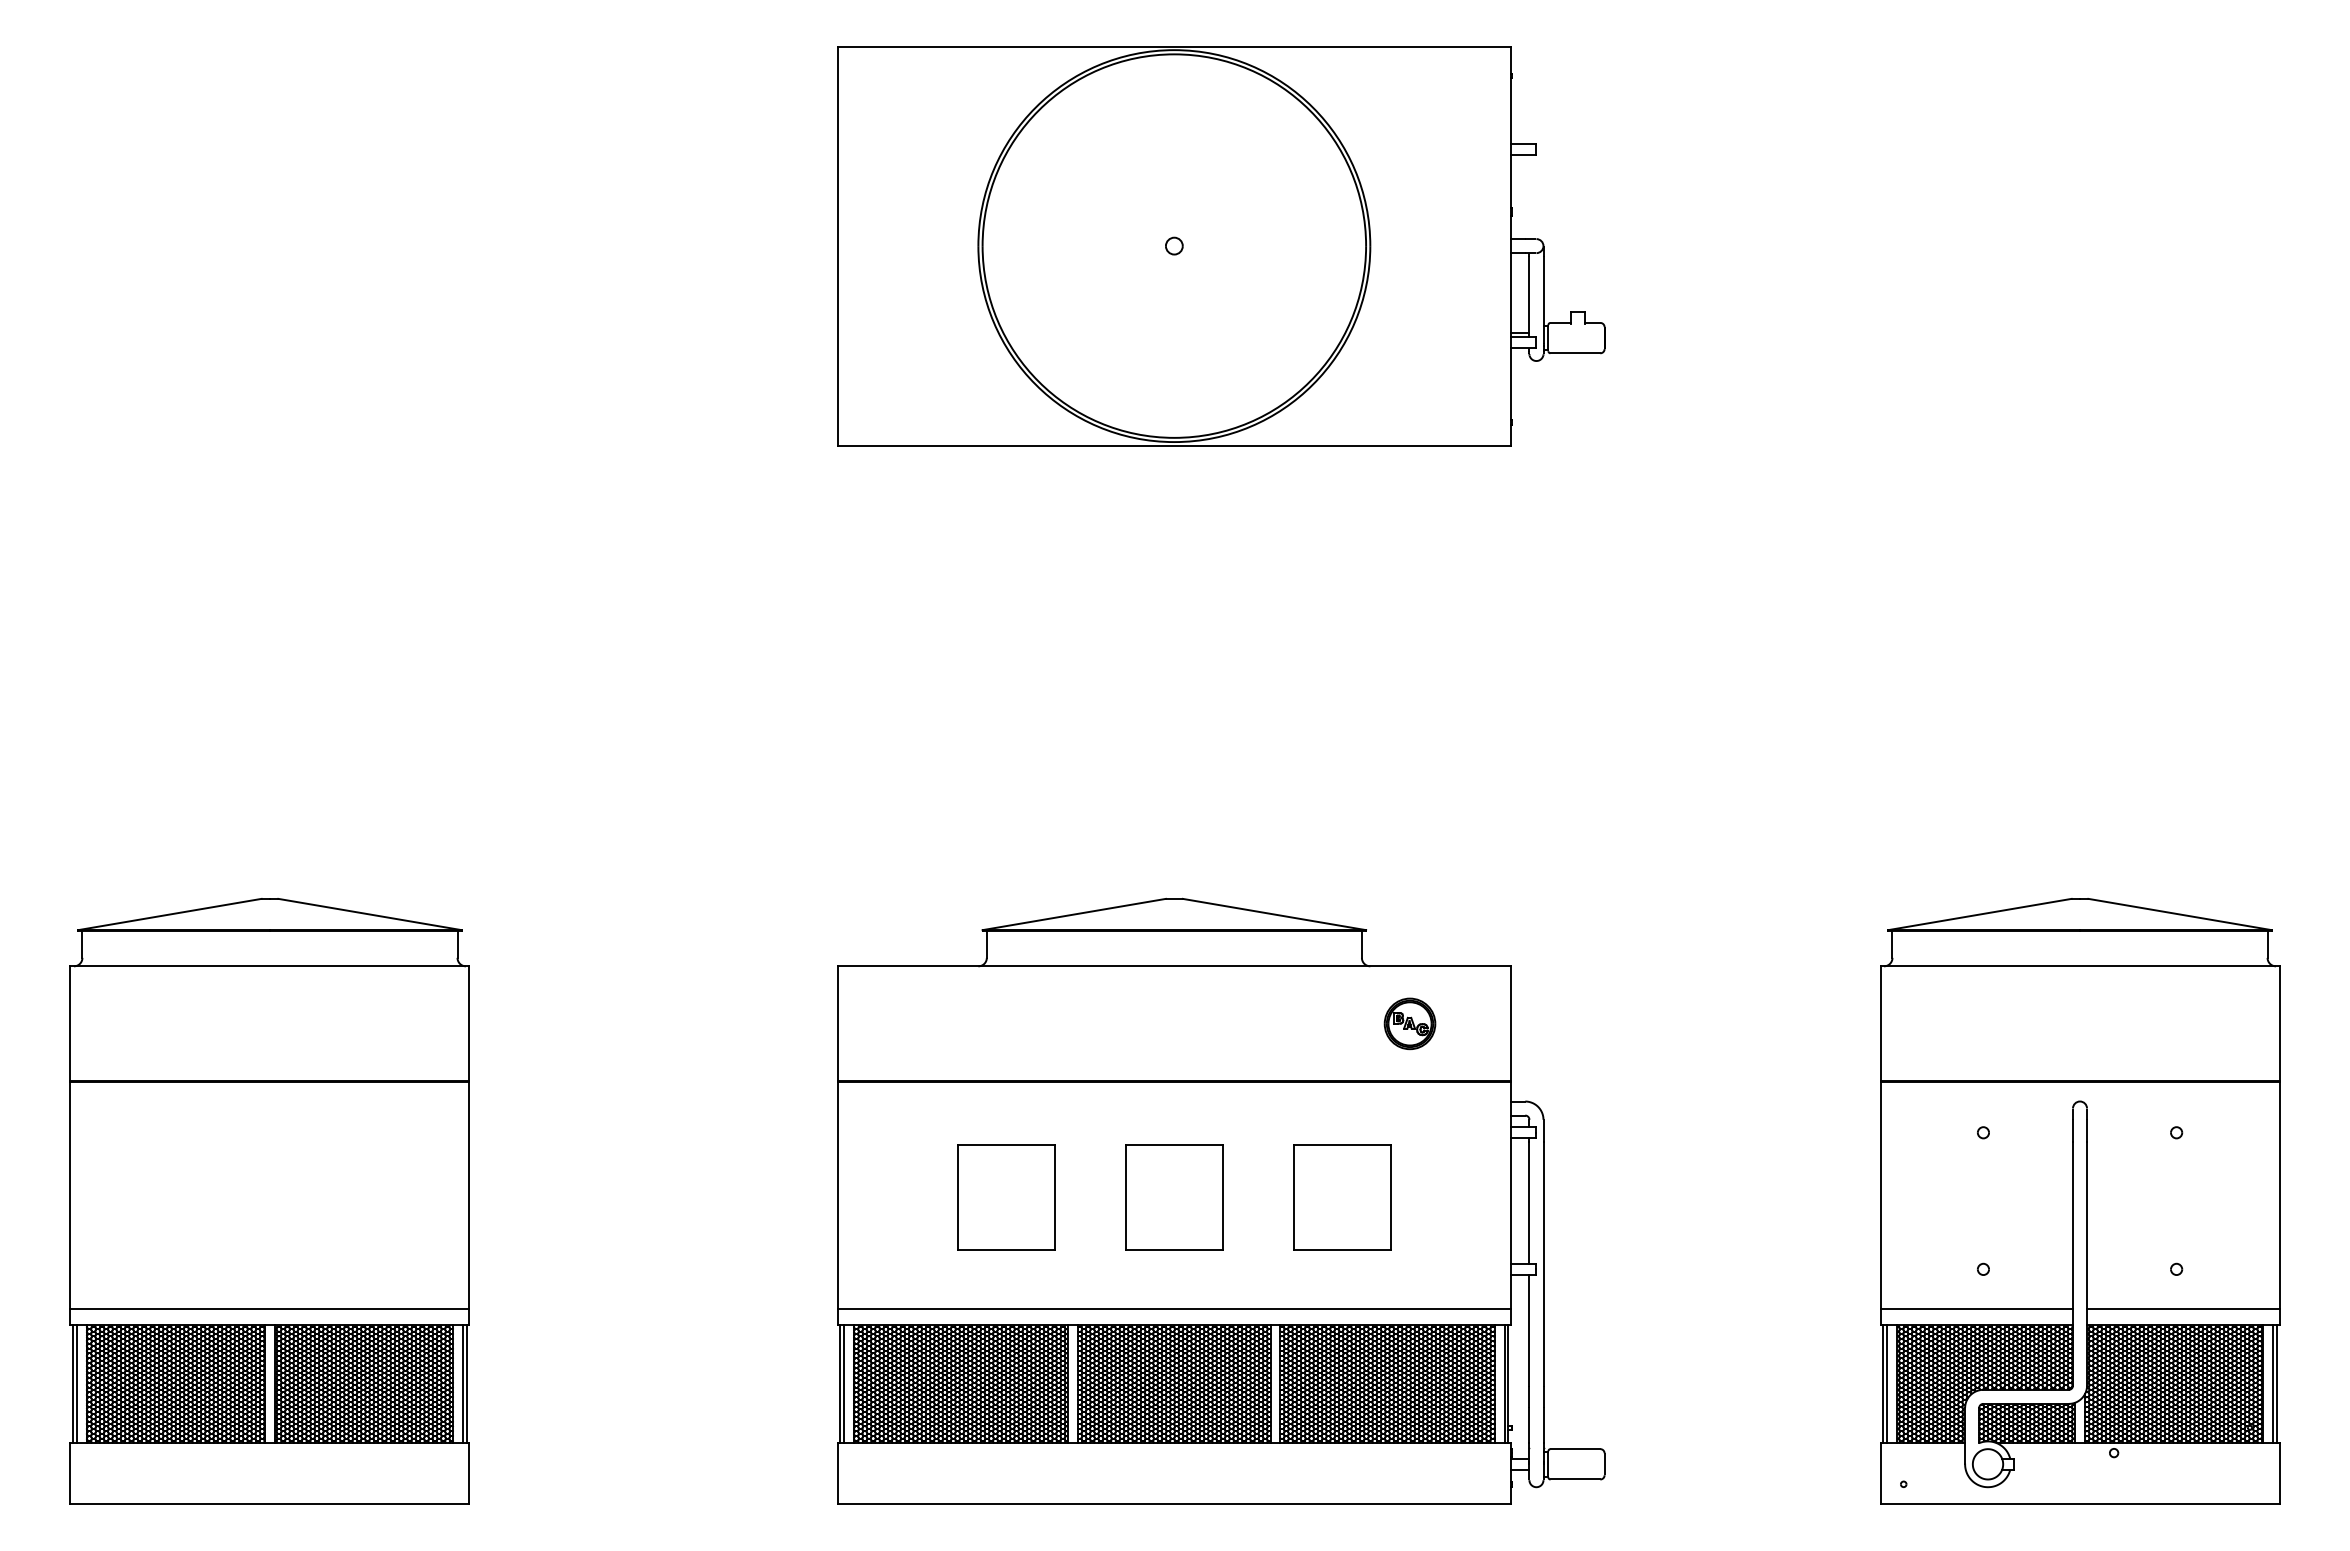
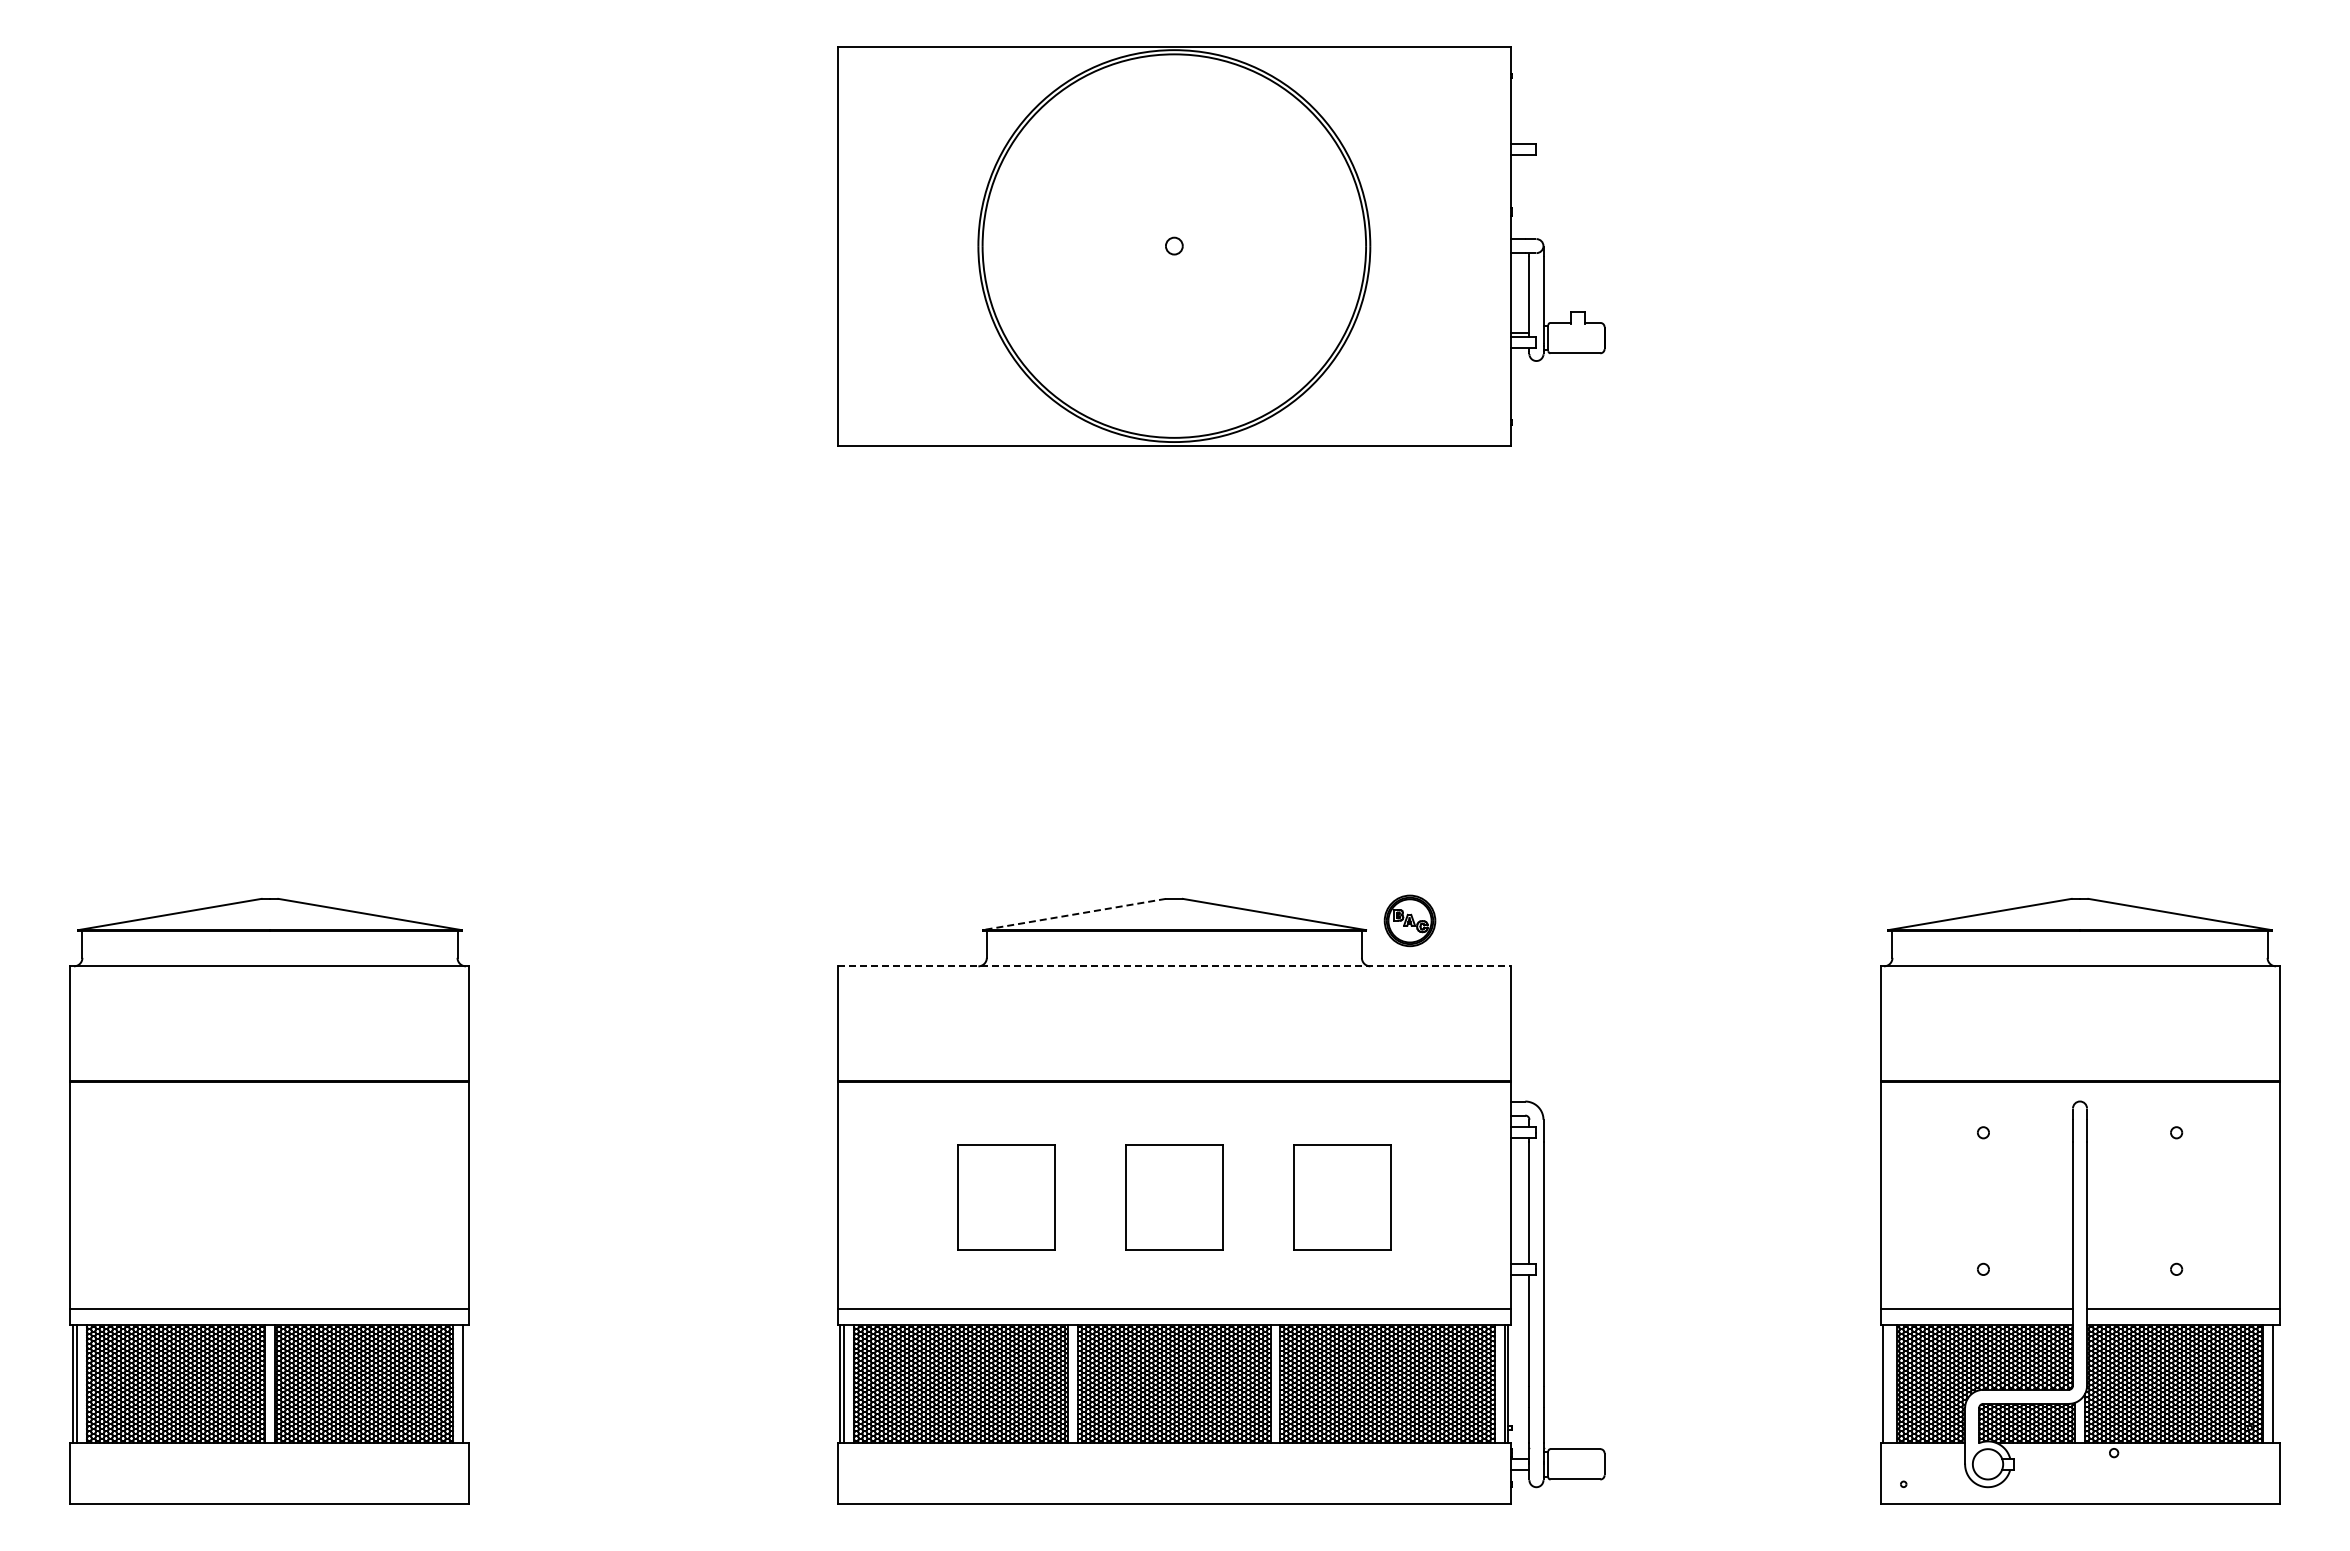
line: solid -> dashed (1074, 914)
line: solid -> dashed (1174, 966)
part position: (1409, 1023) -> (1409, 920) (1409, 920)
line: present -> none (466, 1384)
line: present -> none (1887, 1384)
line: present -> none (2276, 1384)
